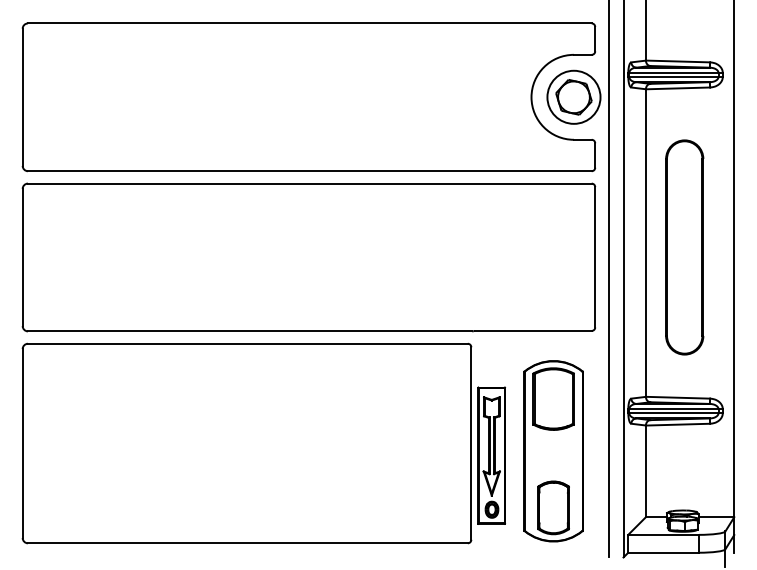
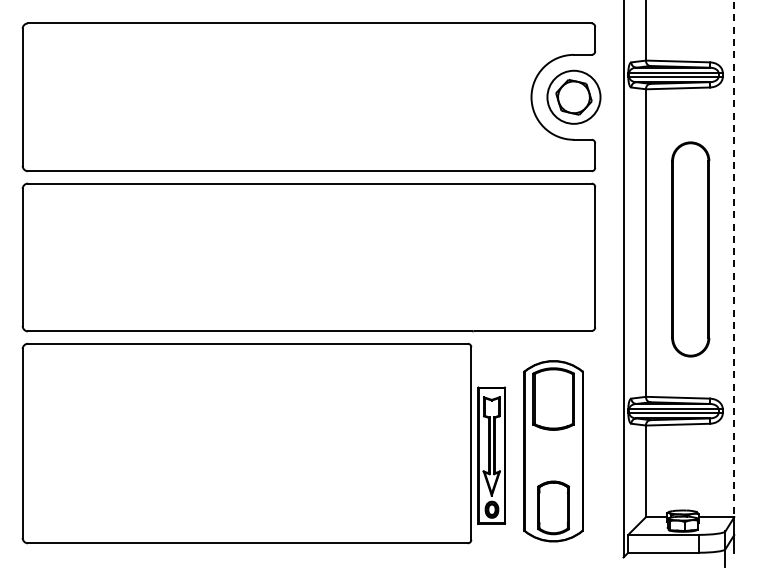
part position: (684, 247) -> (690, 249) (690, 249)
line: solid -> dashed (734, 259)
line: present -> none (609, 279)
